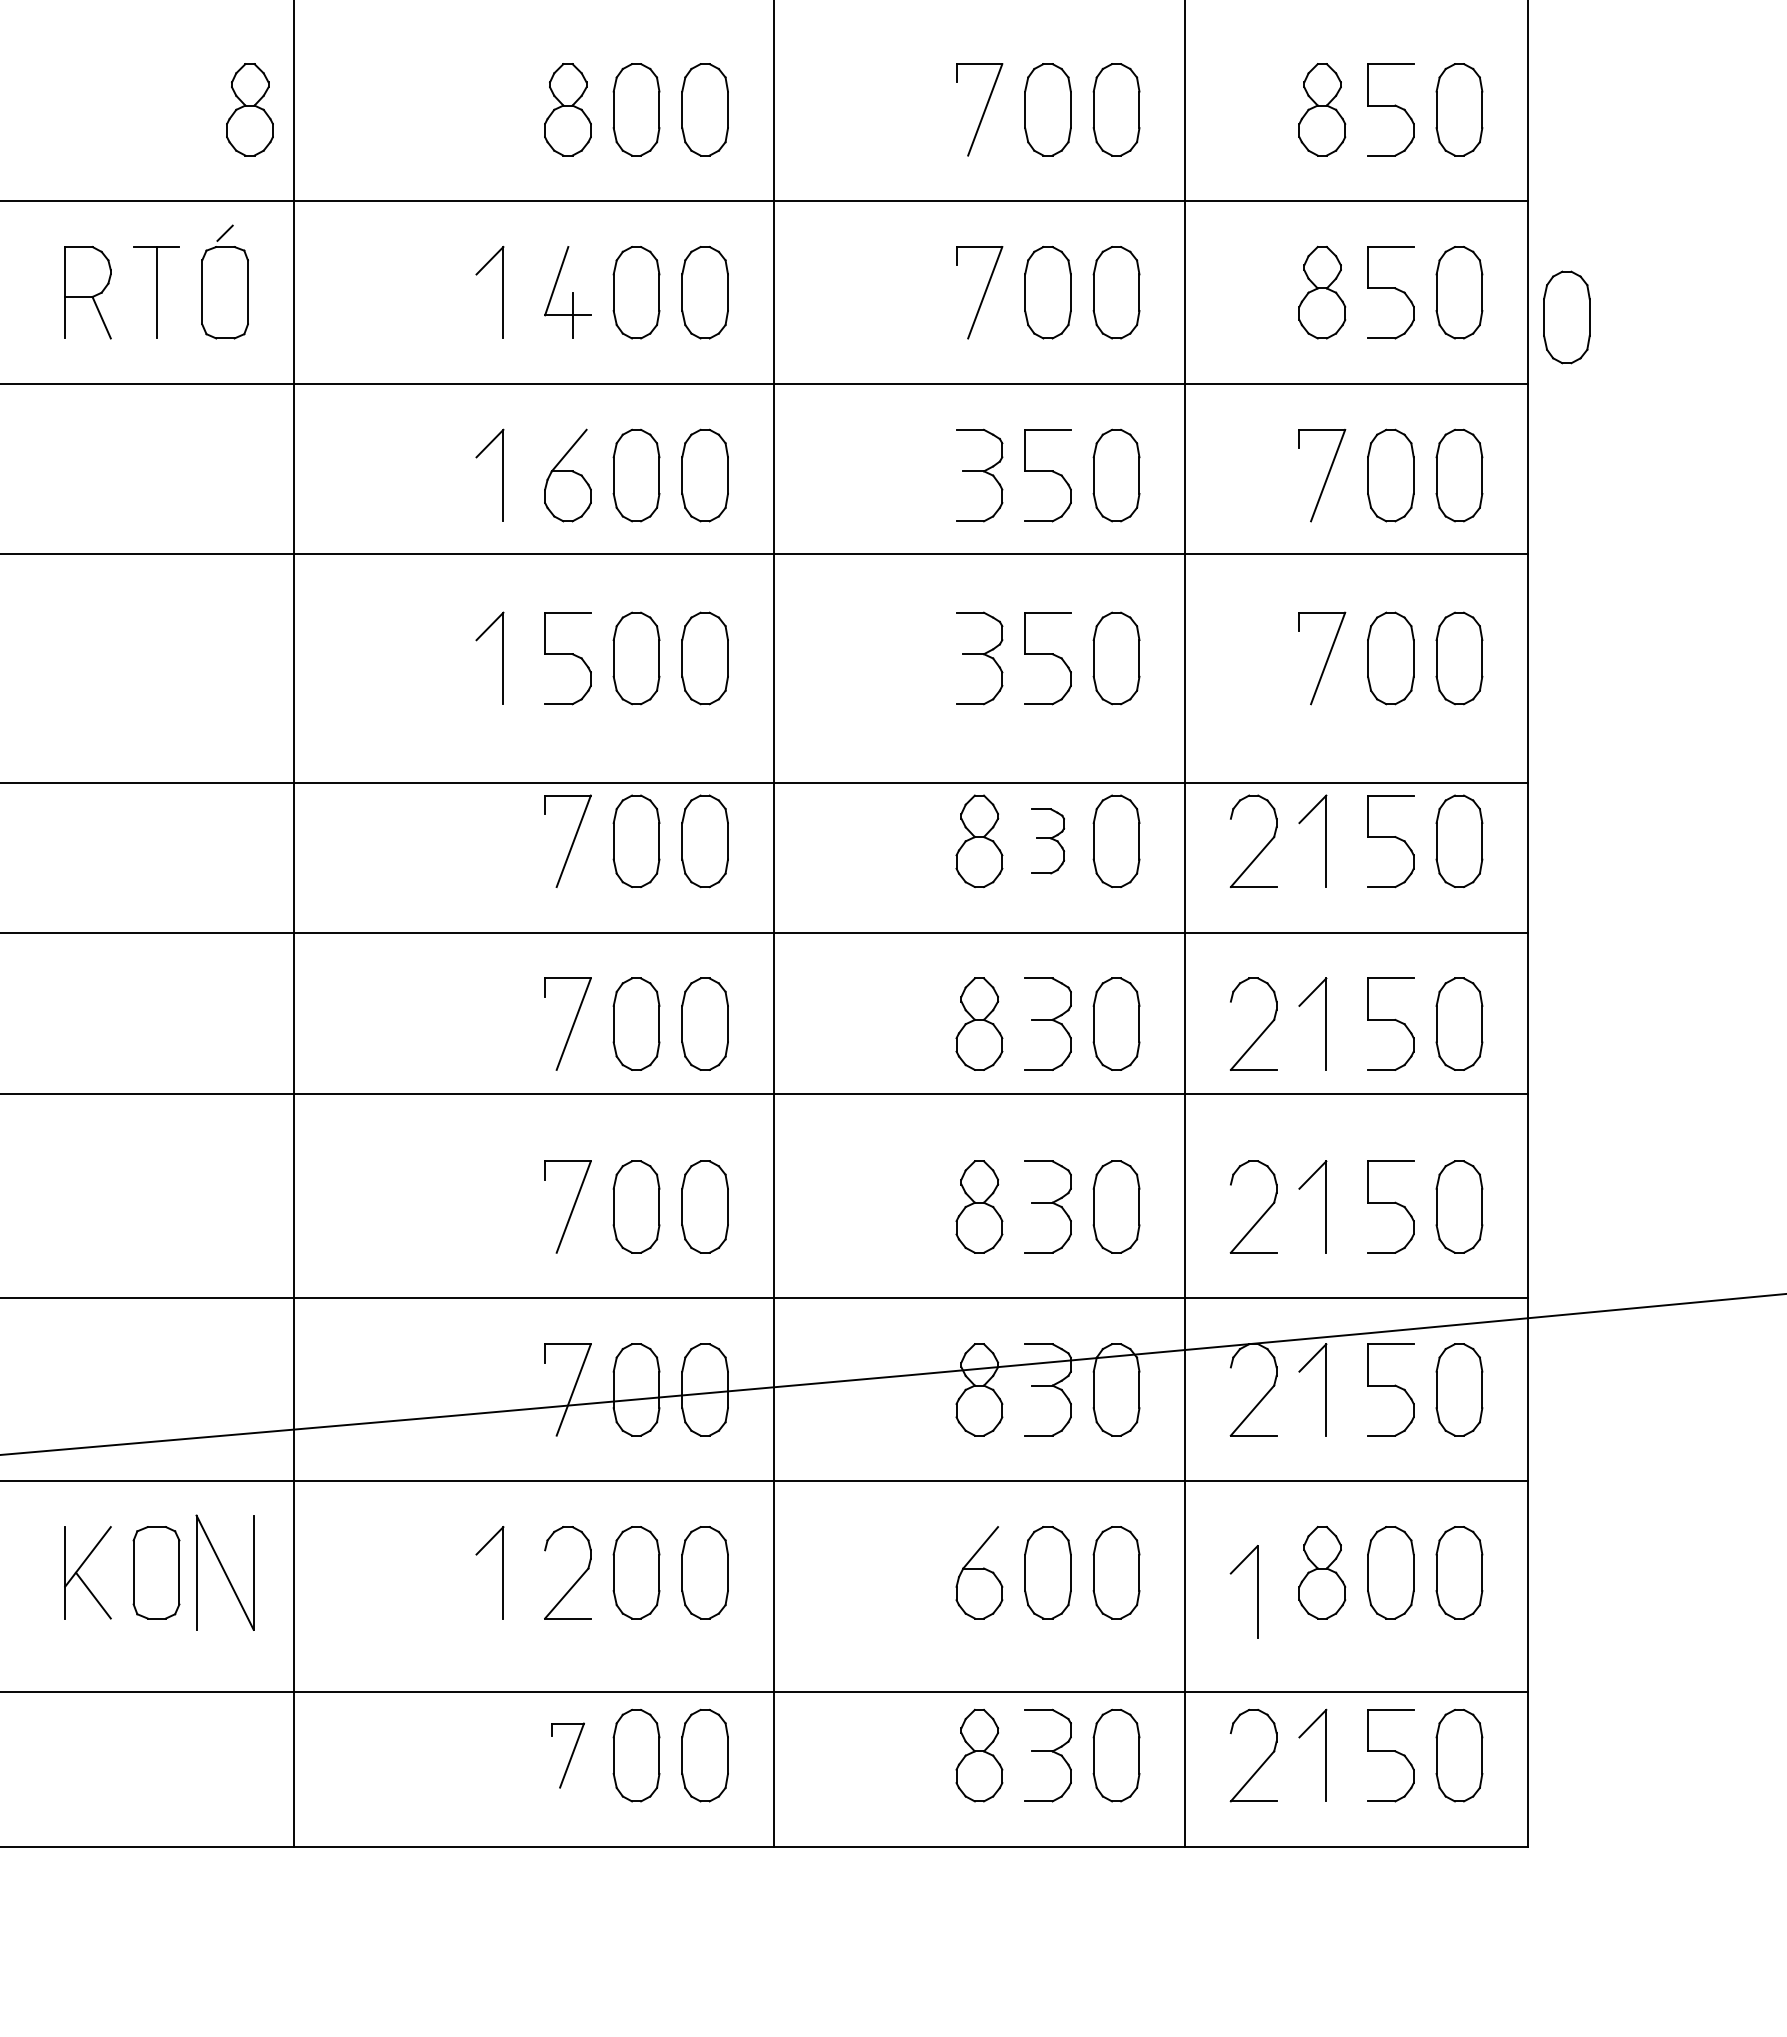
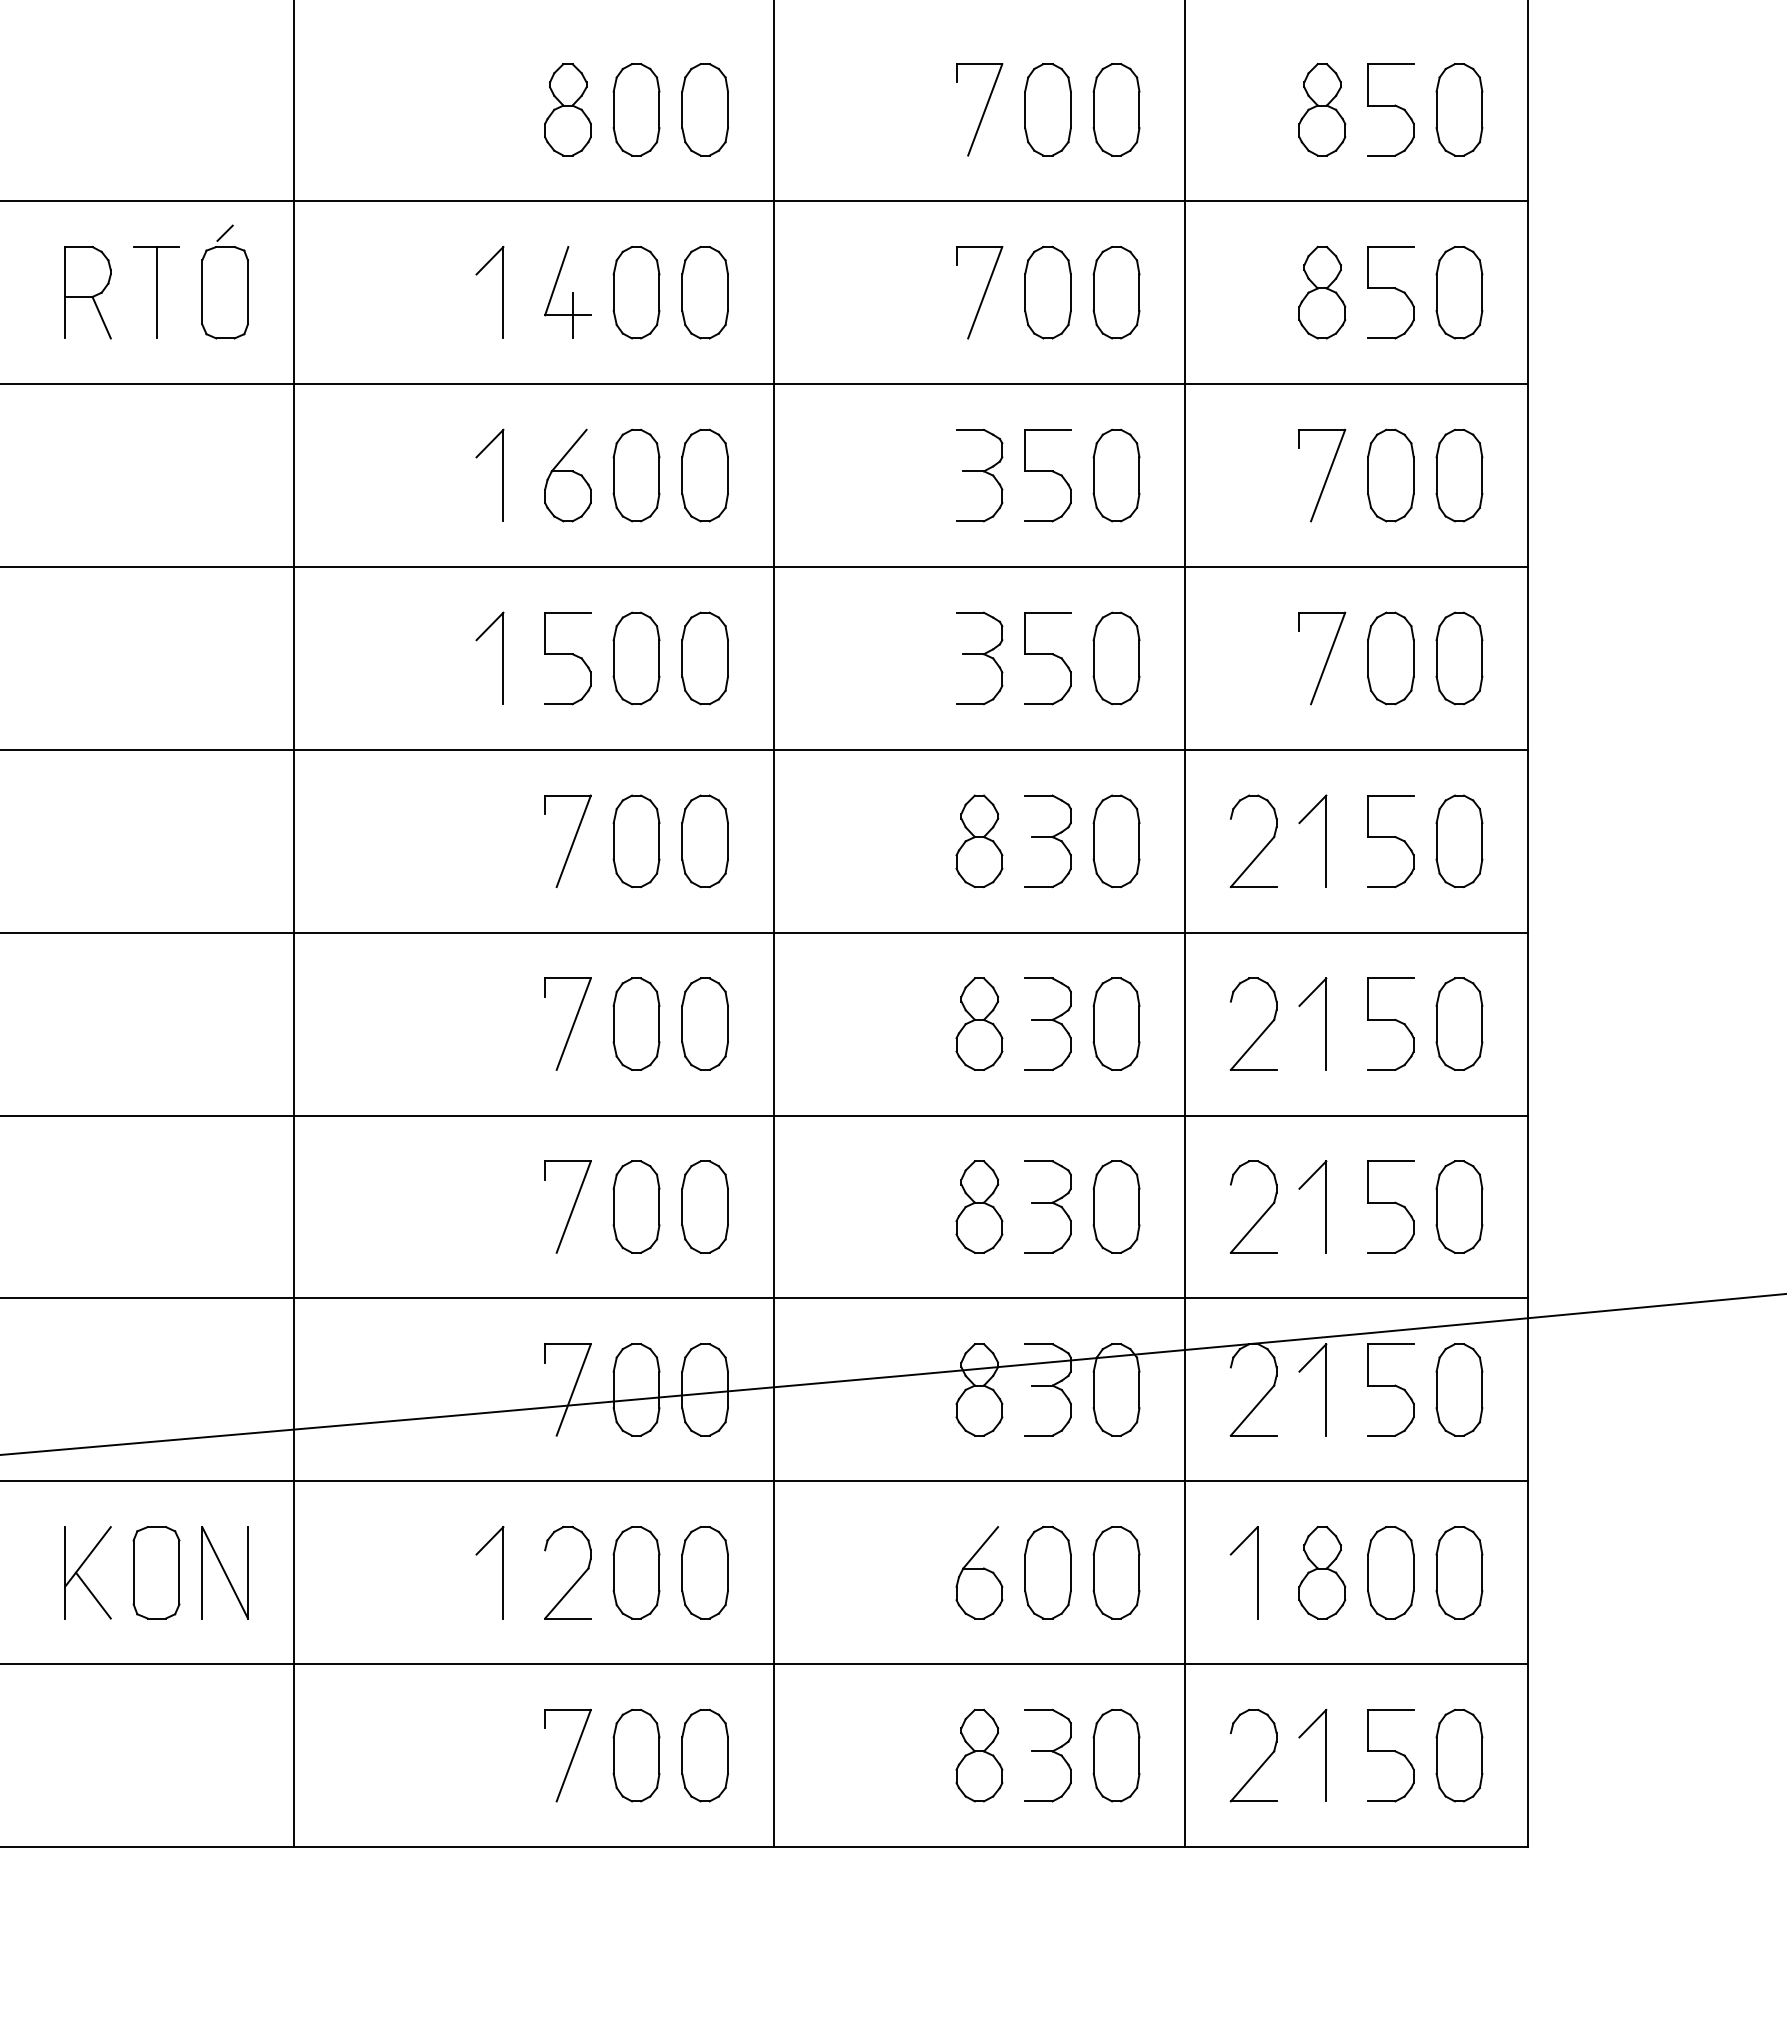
part: present -> none (249, 109)
part: present -> none (1566, 317)
line position: (765, 554) -> (765, 567) (765, 567)
line position: (765, 782) -> (765, 749) (765, 749)
part size: 35x67 px -> 48x95 px (1047, 841)
line position: (765, 1093) -> (765, 1115) (765, 1115)
part size: 60x117 px -> 48x94 px (224, 1572)
part position: (1257, 1591) -> (1257, 1572) (1257, 1572)
line position: (765, 1692) -> (765, 1664) (765, 1664)
part size: 34x67 px -> 48x95 px (567, 1755)
